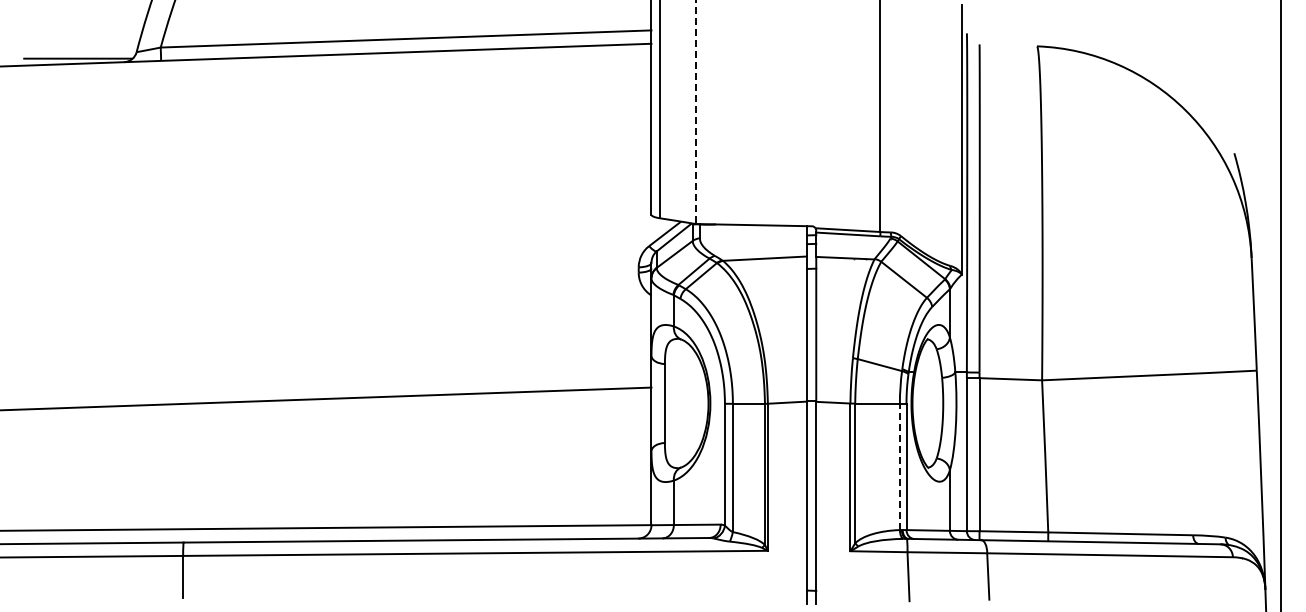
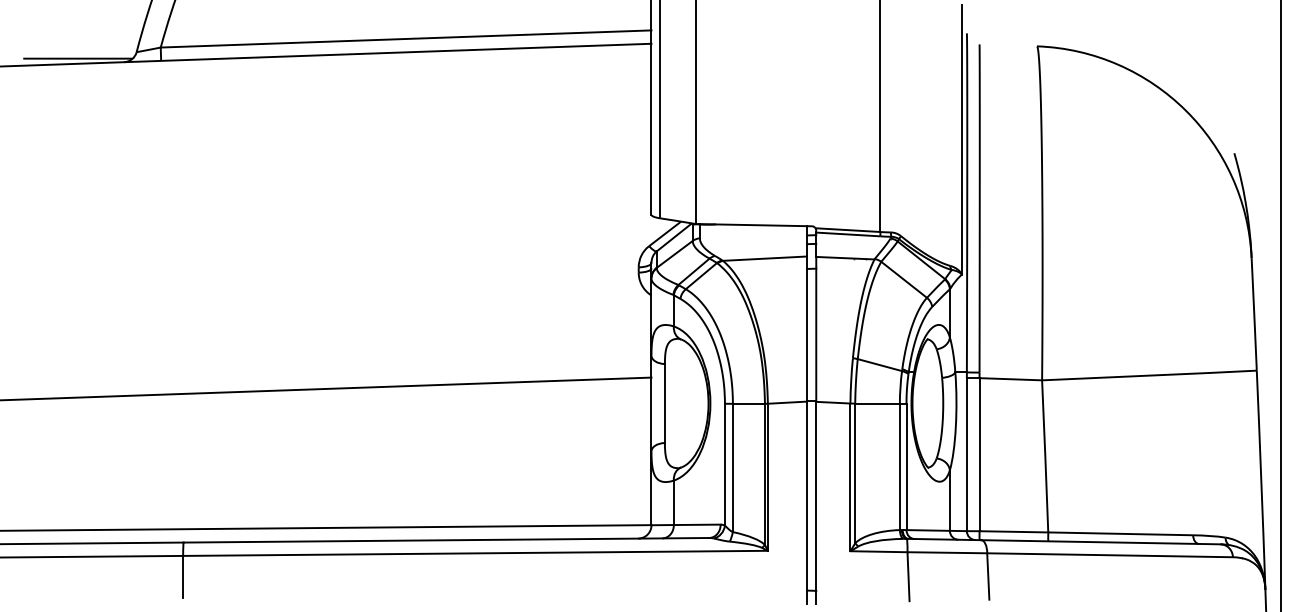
line: dashed -> solid (695, 112)
line position: (326, 398) -> (326, 388) (326, 388)
line: dashed -> solid (899, 466)
